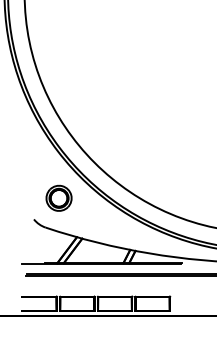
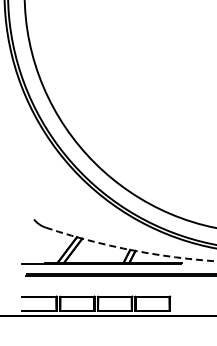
part: present -> none (58, 197)
arc: solid -> dashed (130, 249)
